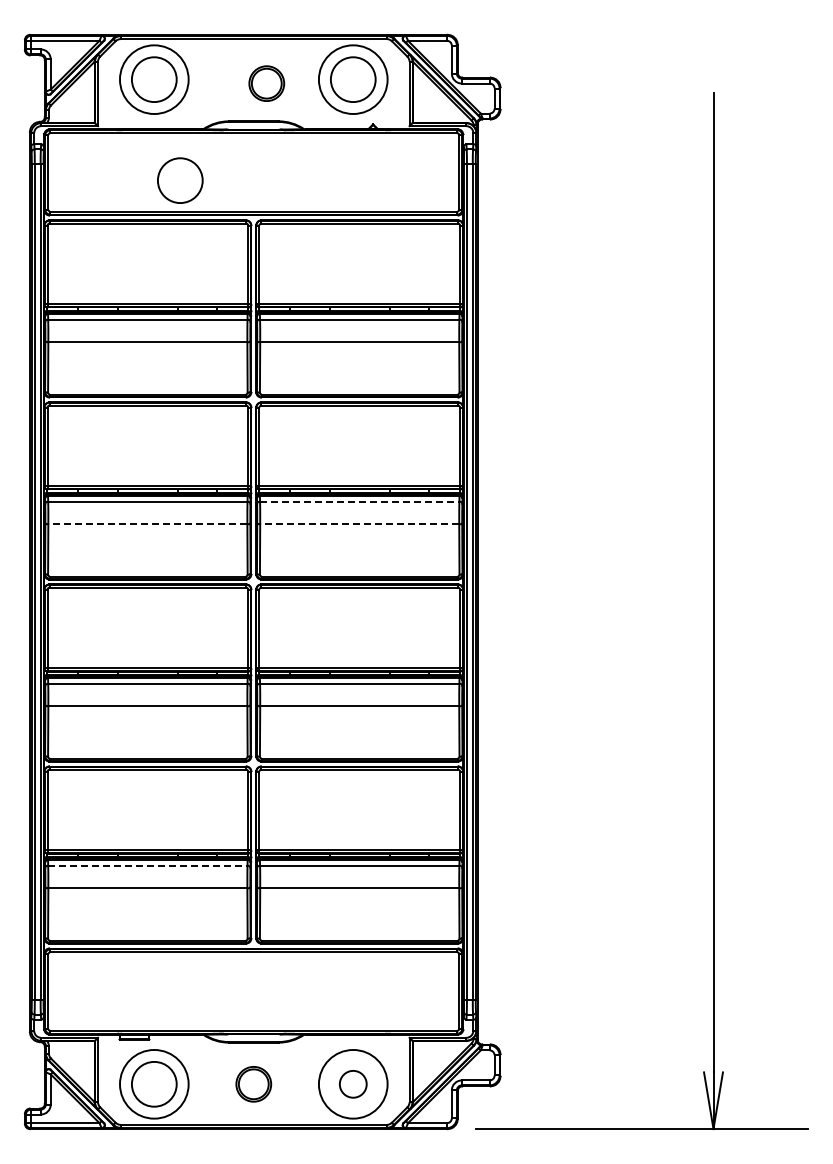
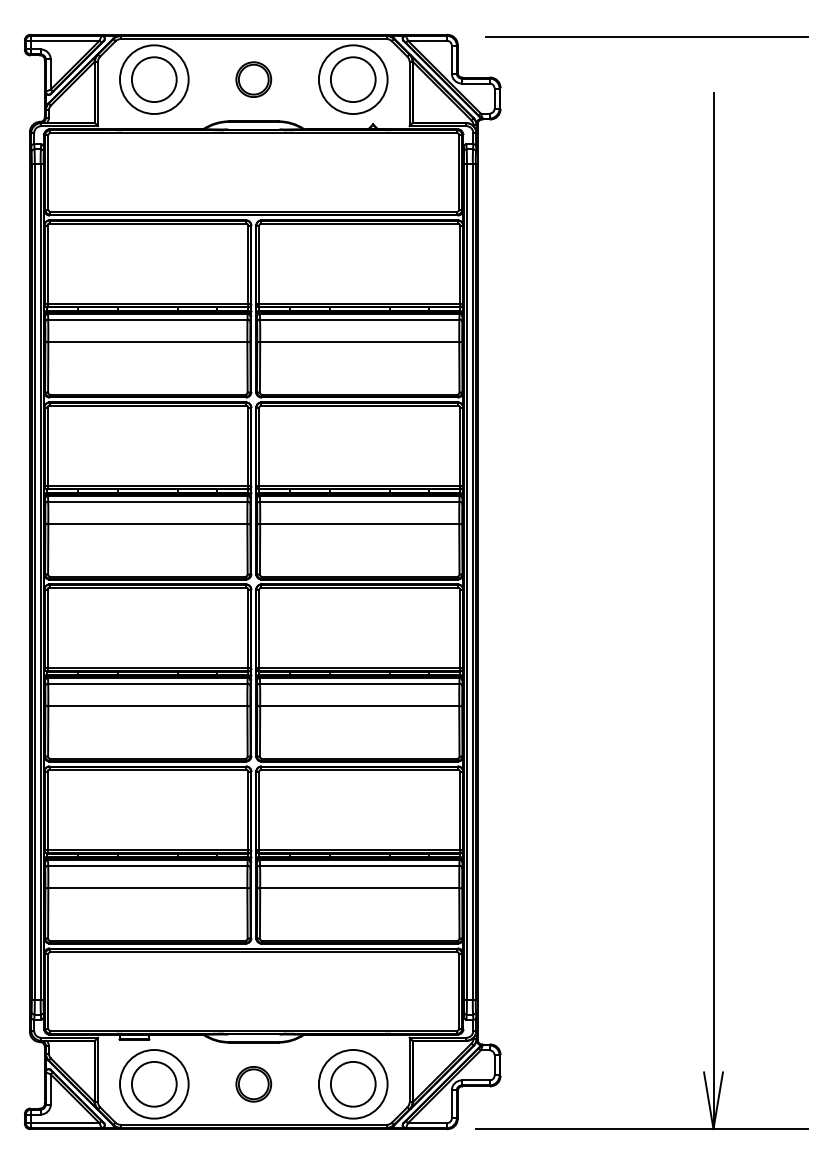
line: none -> present (646, 36)
part position: (266, 83) -> (253, 79) (253, 79)
circle: present -> none (180, 180)
line: dashed -> solid (359, 501)
line: dashed -> solid (147, 524)
line: dashed -> solid (359, 524)
line: dashed -> solid (147, 865)
circle diameter: 27 px -> 45 px (352, 1083)
